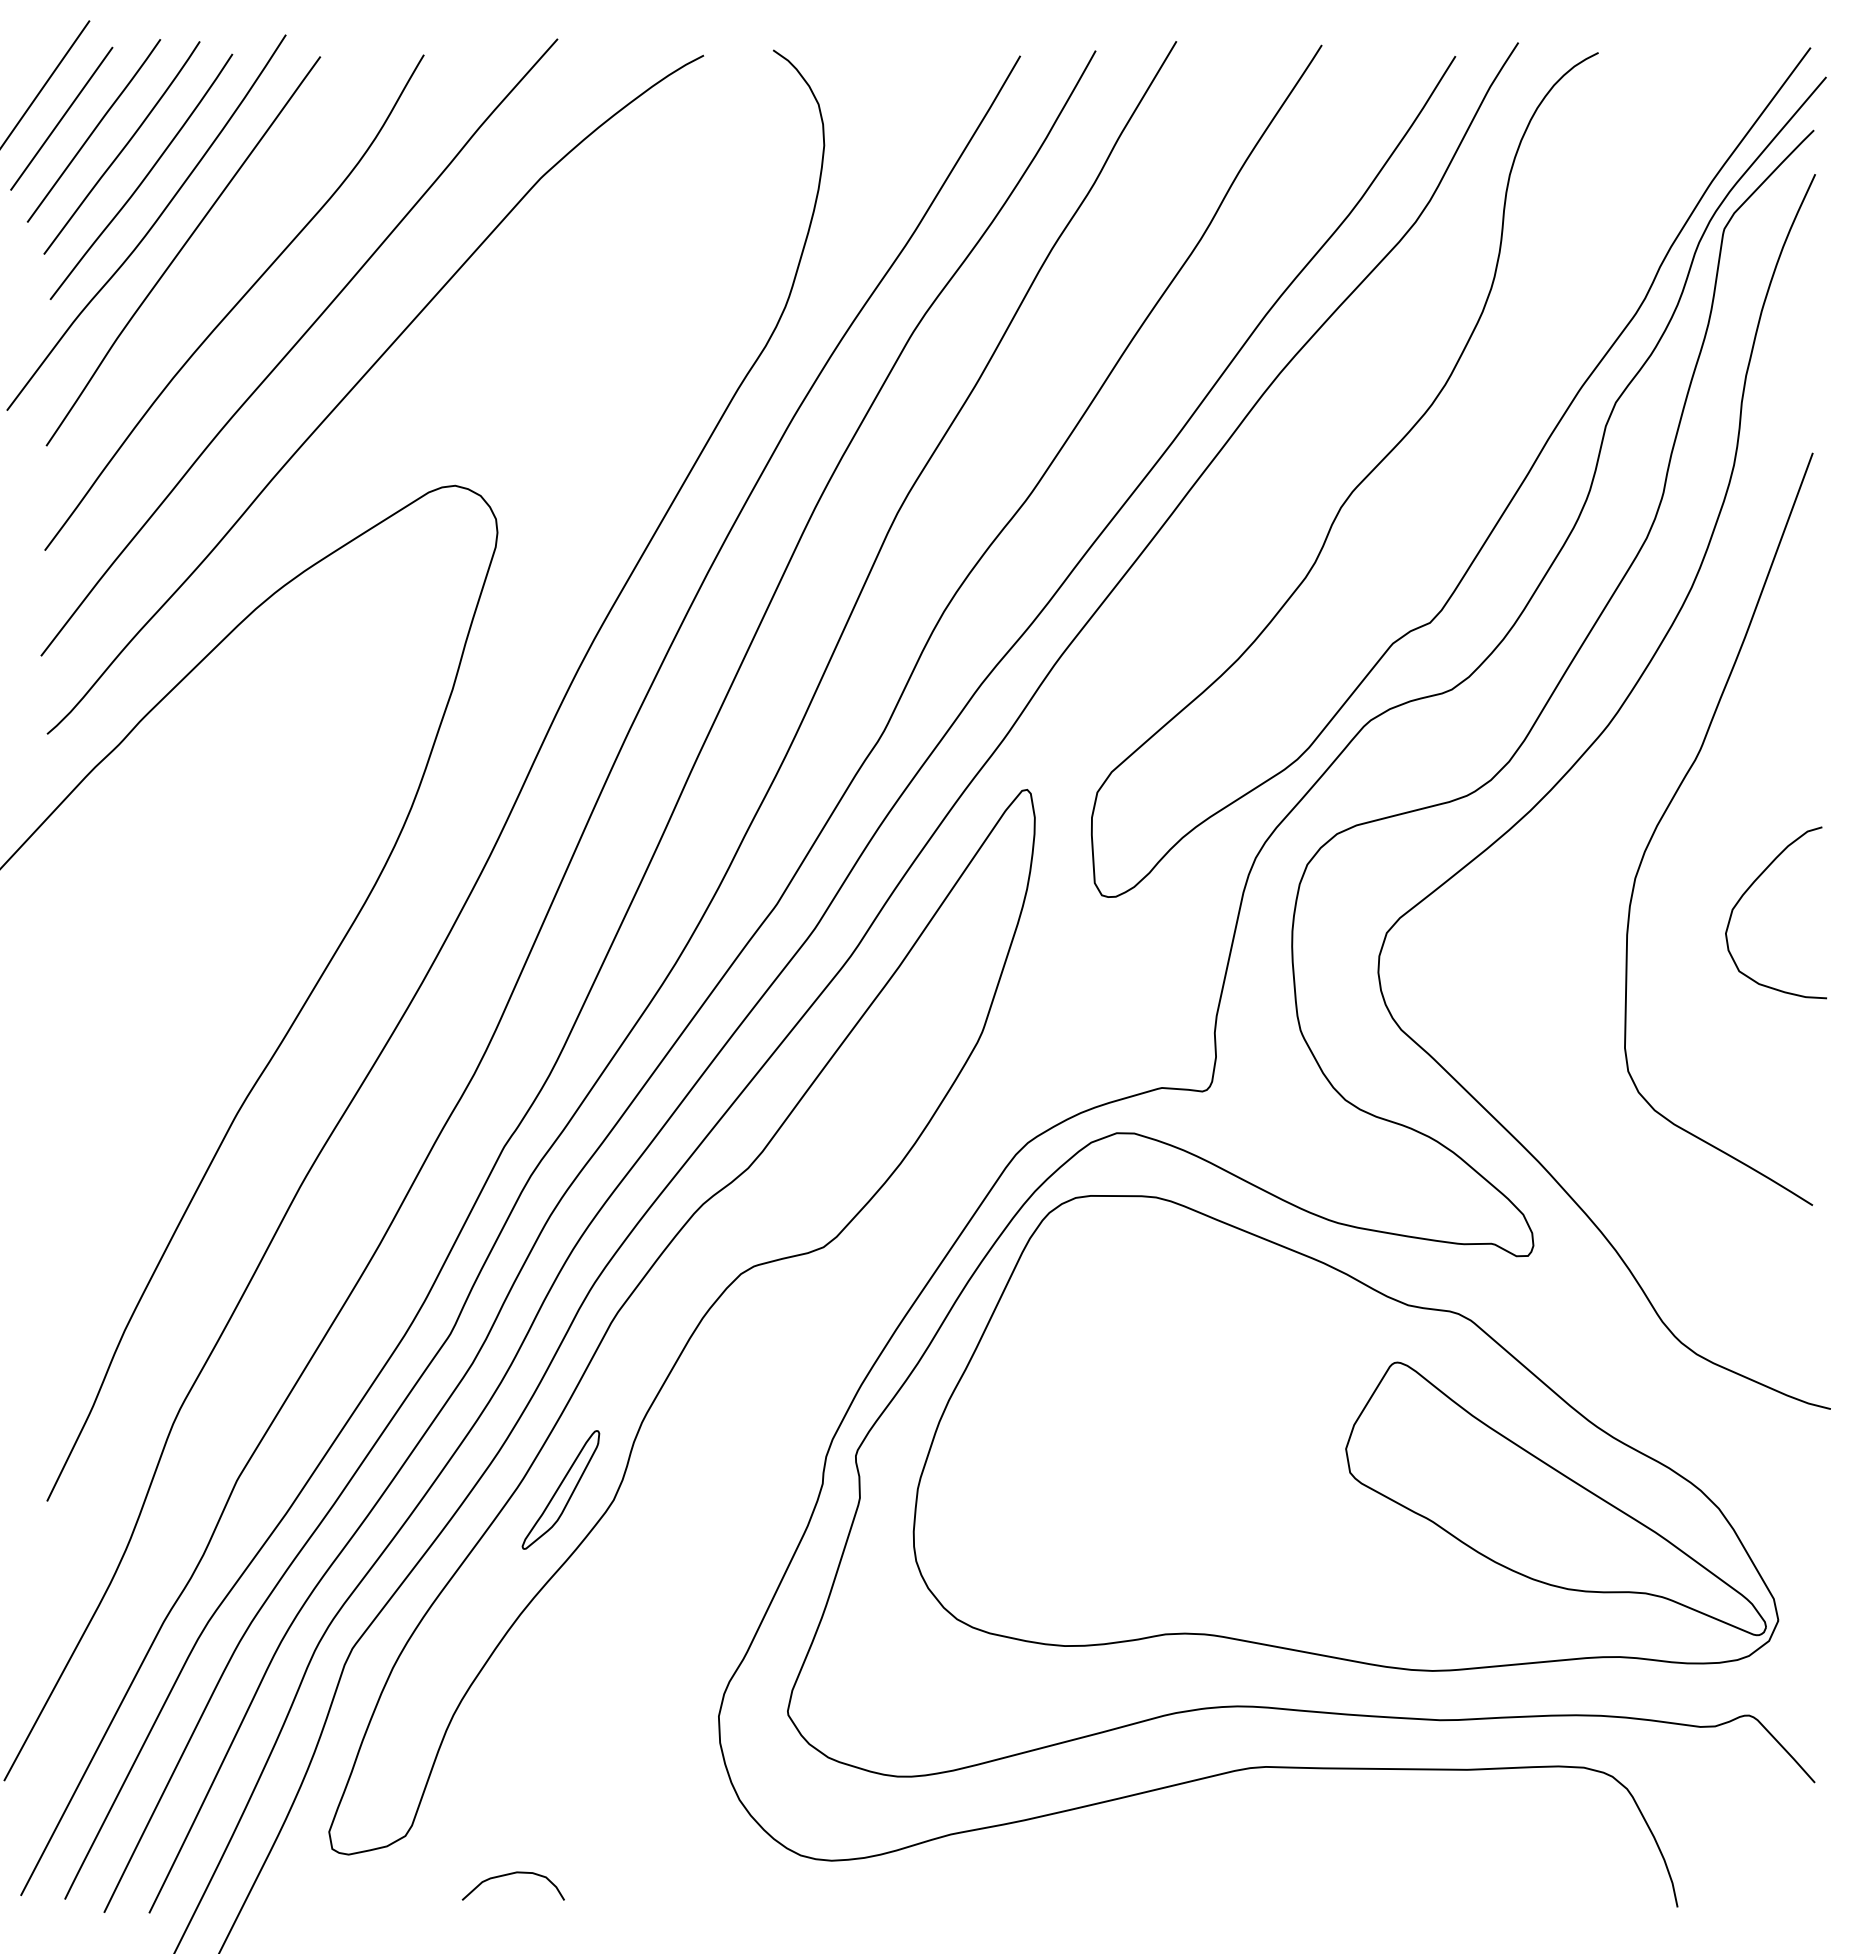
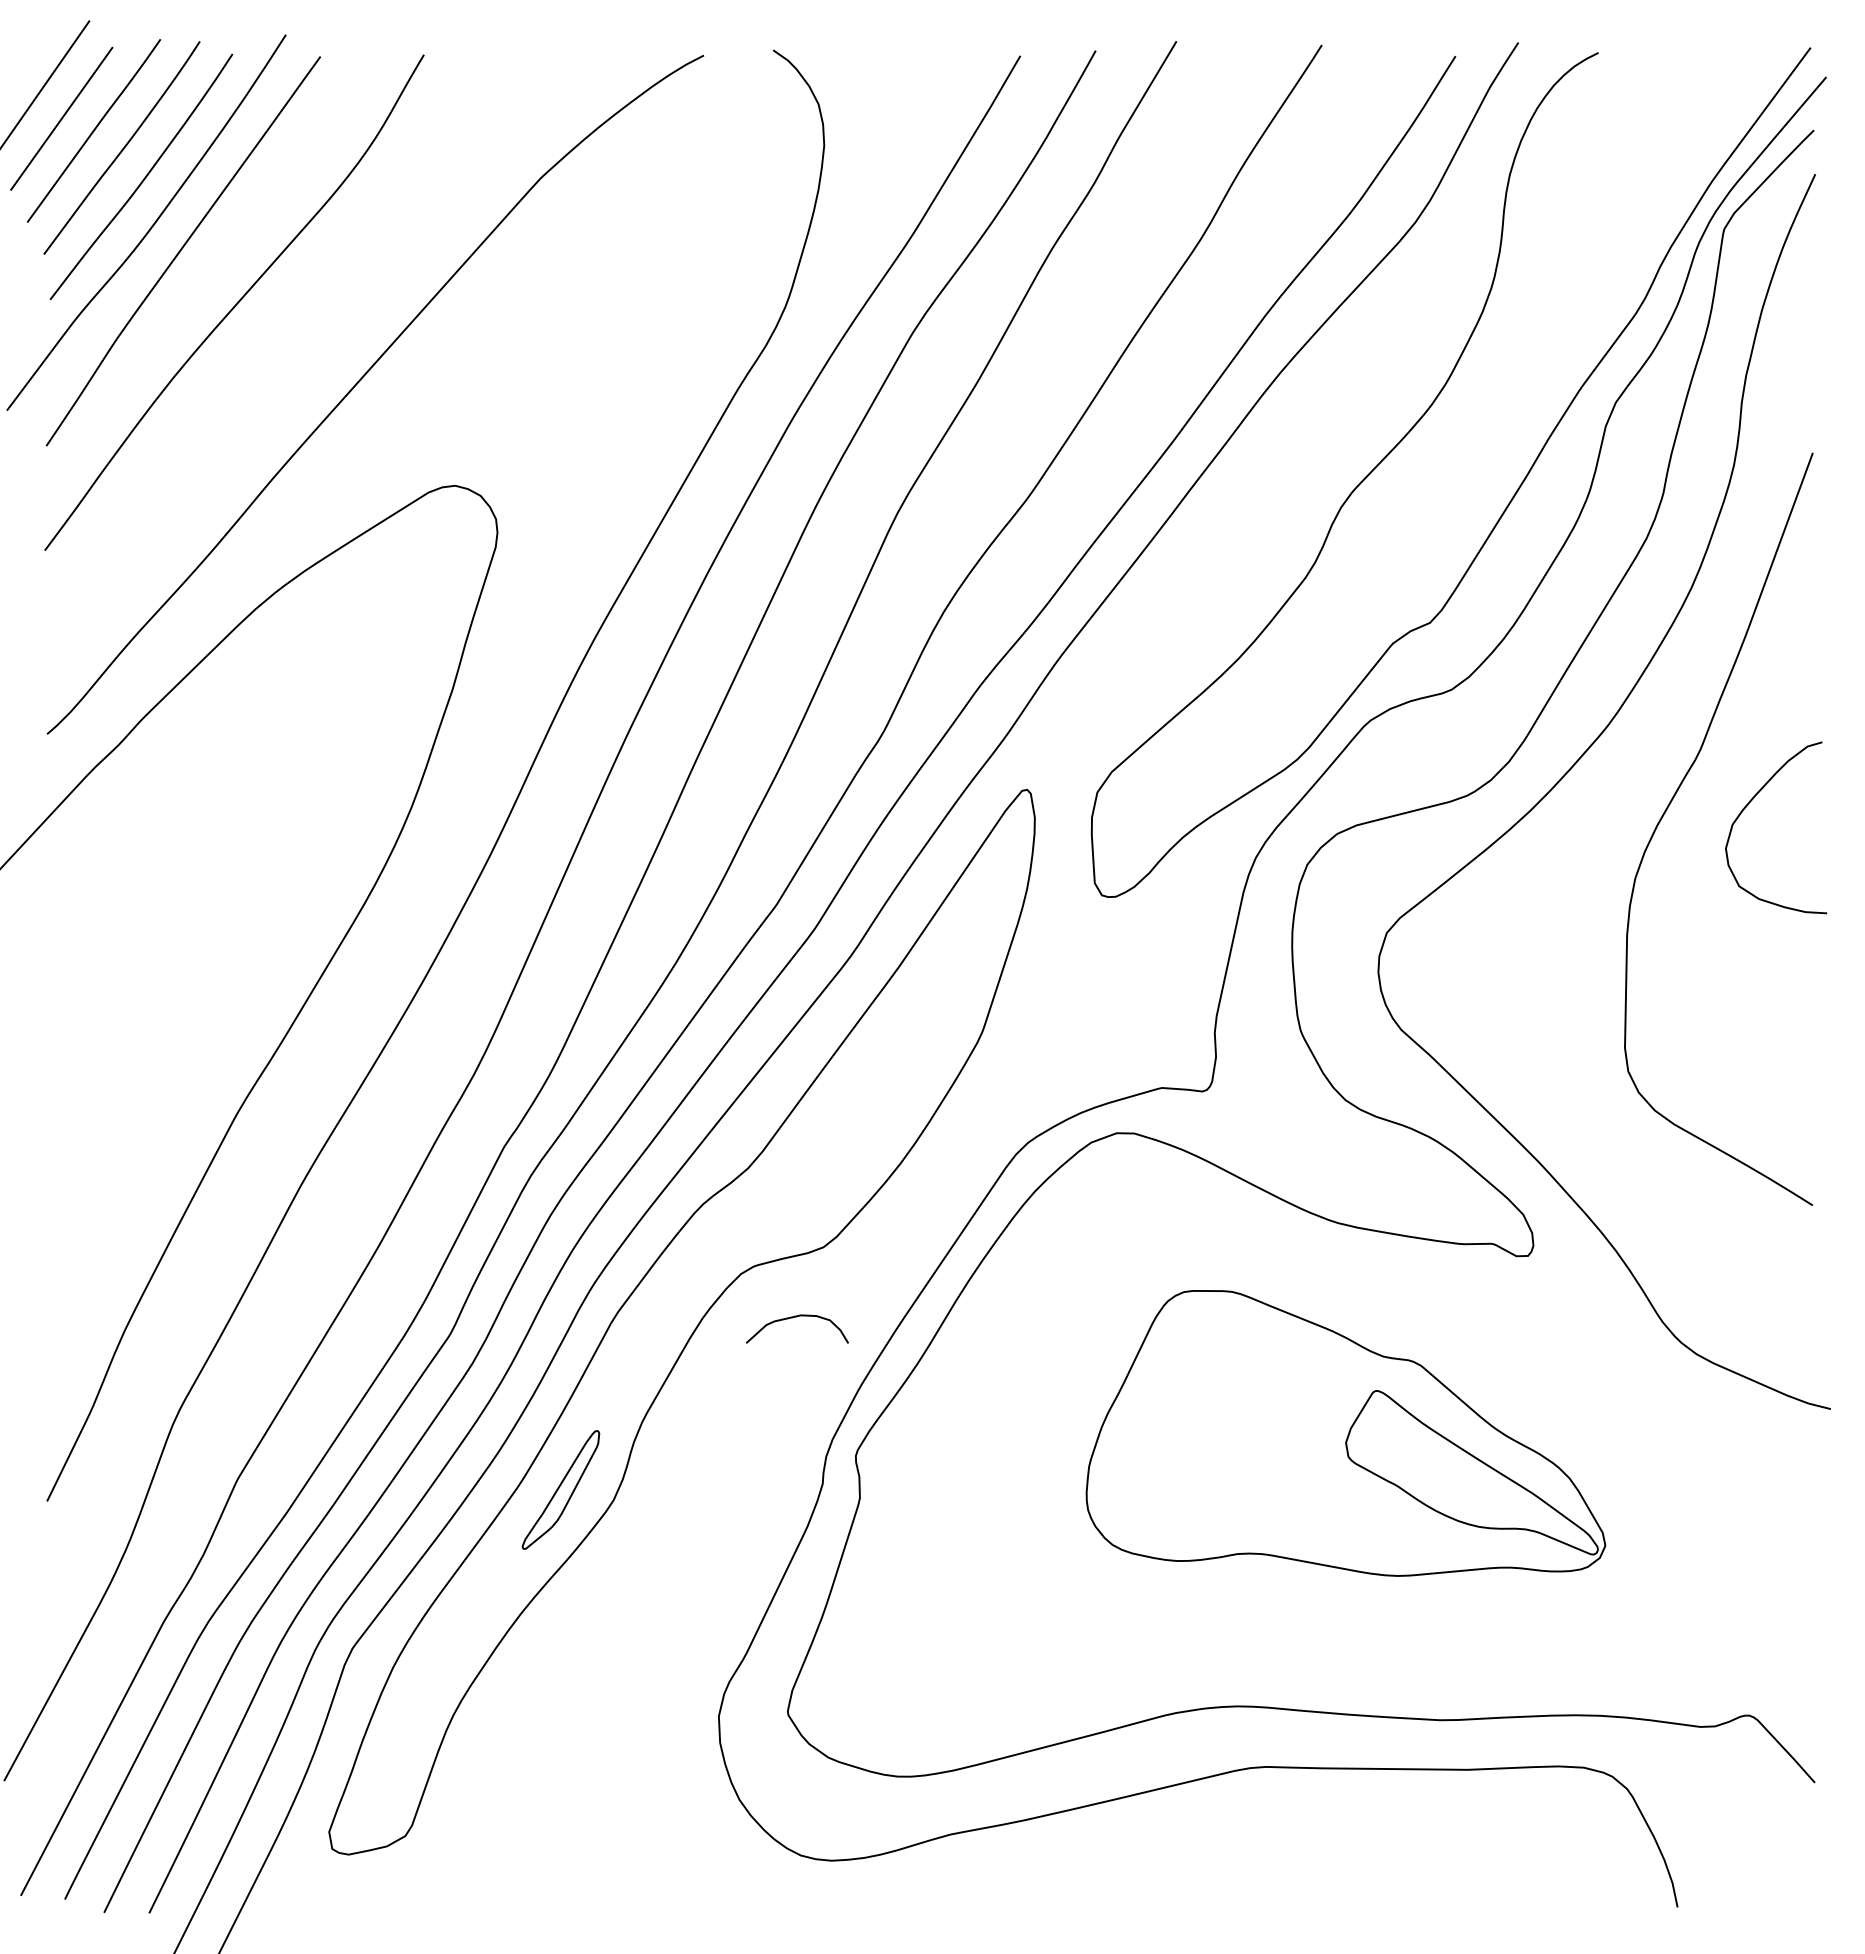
curve: present -> none (295, 346)
curve position: (1748, 890) -> (1748, 805) (1748, 805)
part size: 868x477 px -> 522x287 px (1345, 1433)
curve position: (508, 1875) -> (792, 1318) (792, 1318)
